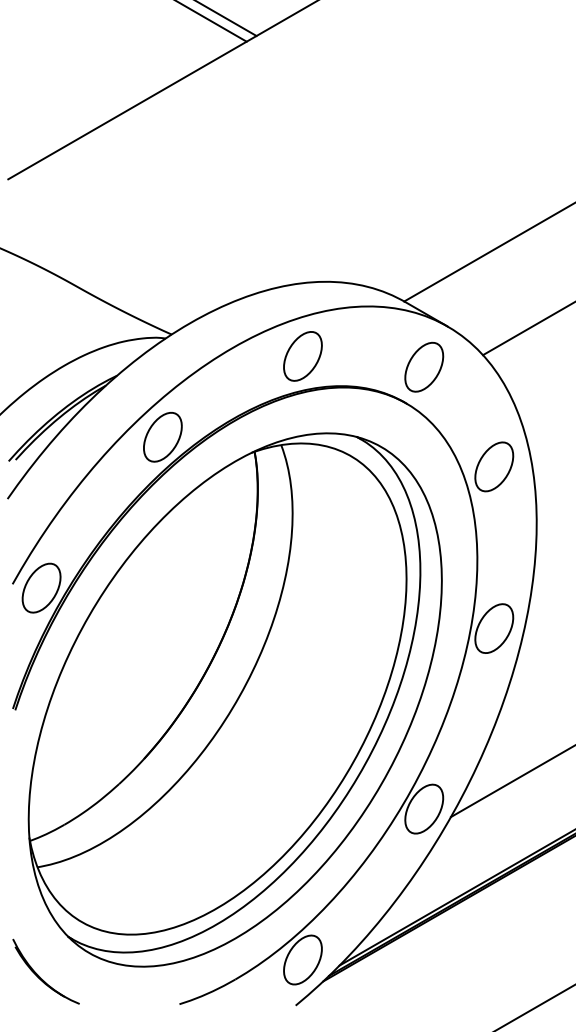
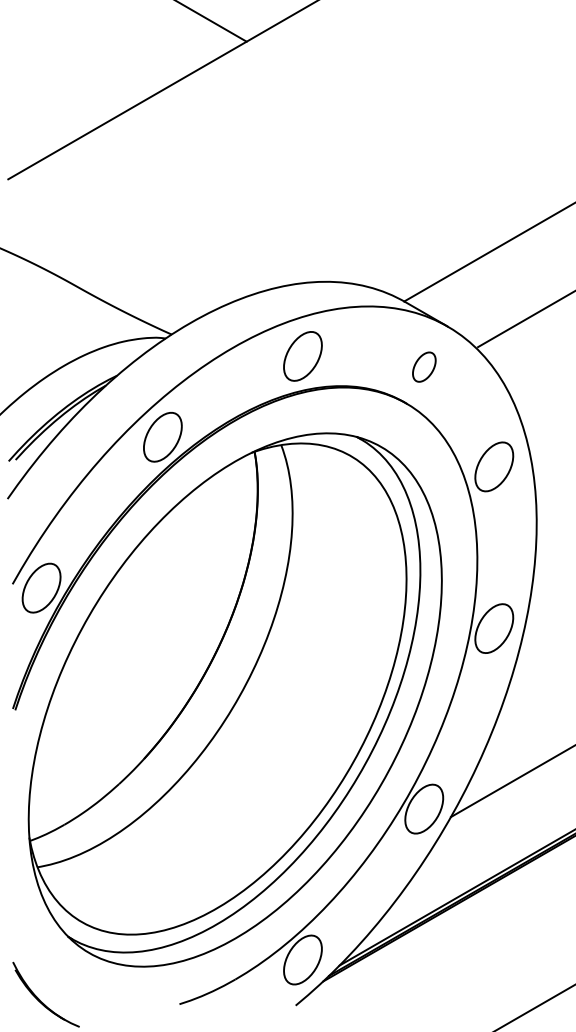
line: present -> none (227, 19)
line position: (527, 329) -> (525, 319) (525, 319)
part size: 41x52 px -> 25x32 px (424, 366)
part position: (40, 976) -> (40, 999) (40, 999)
